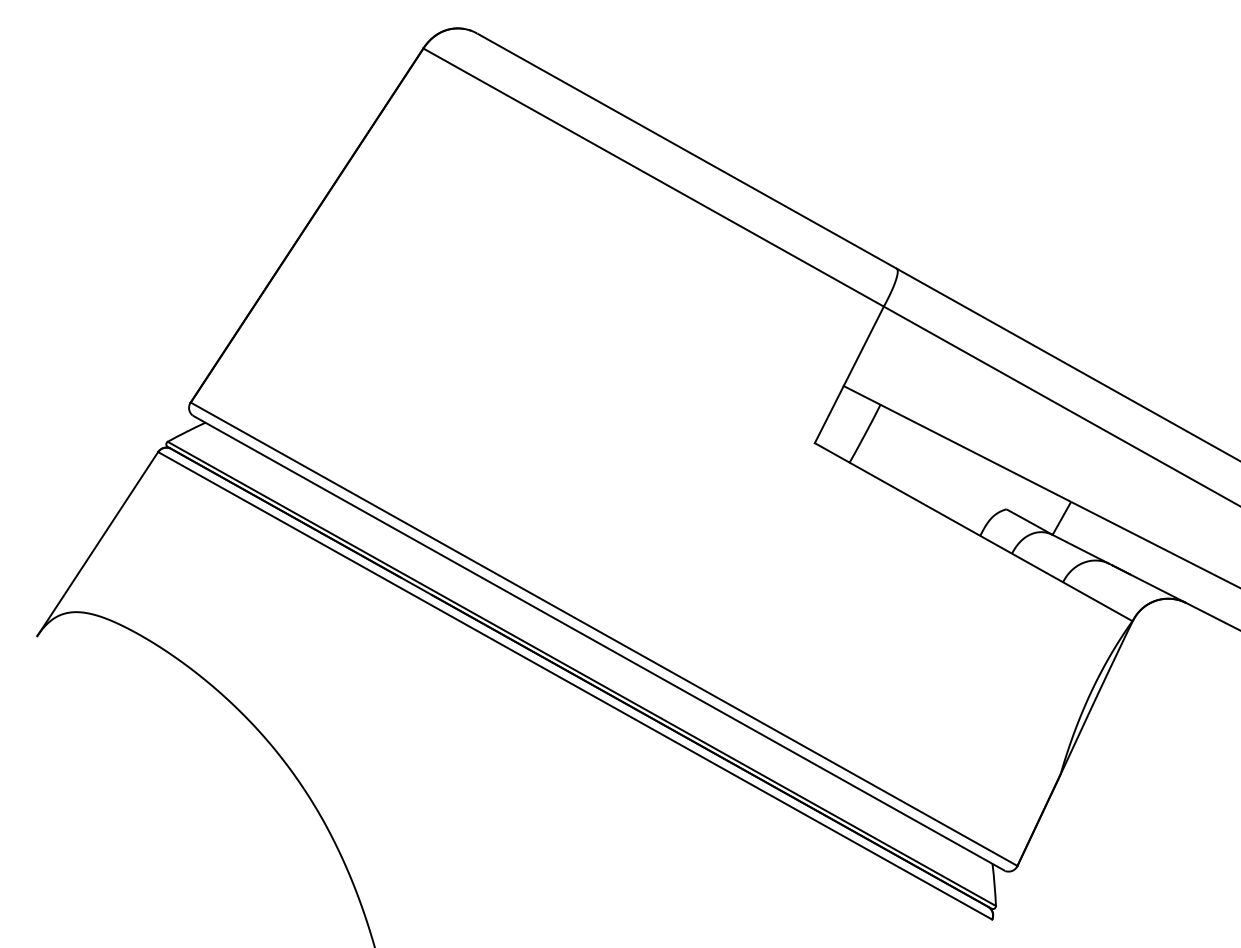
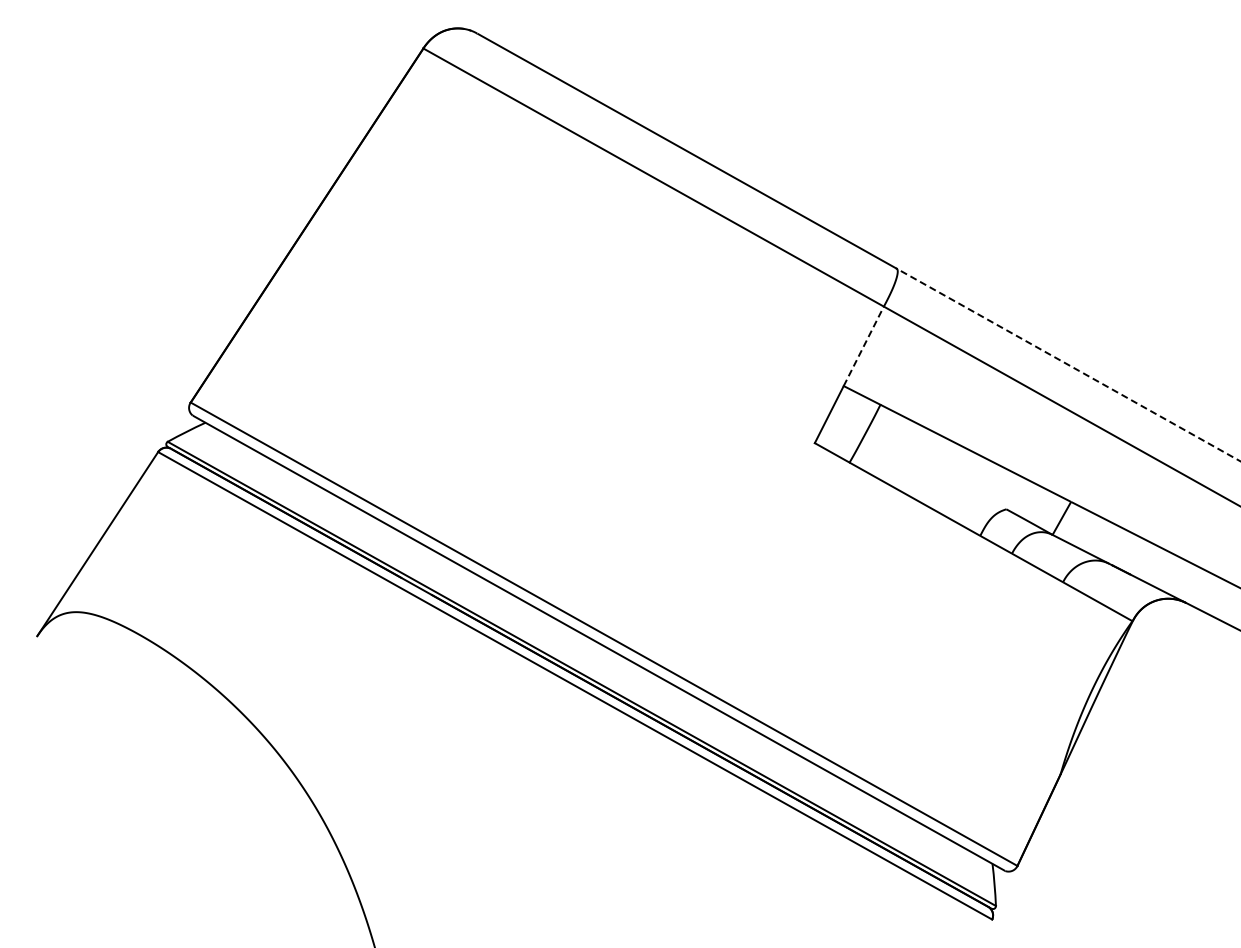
line: solid -> dashed (863, 346)
line: solid -> dashed (1068, 365)
